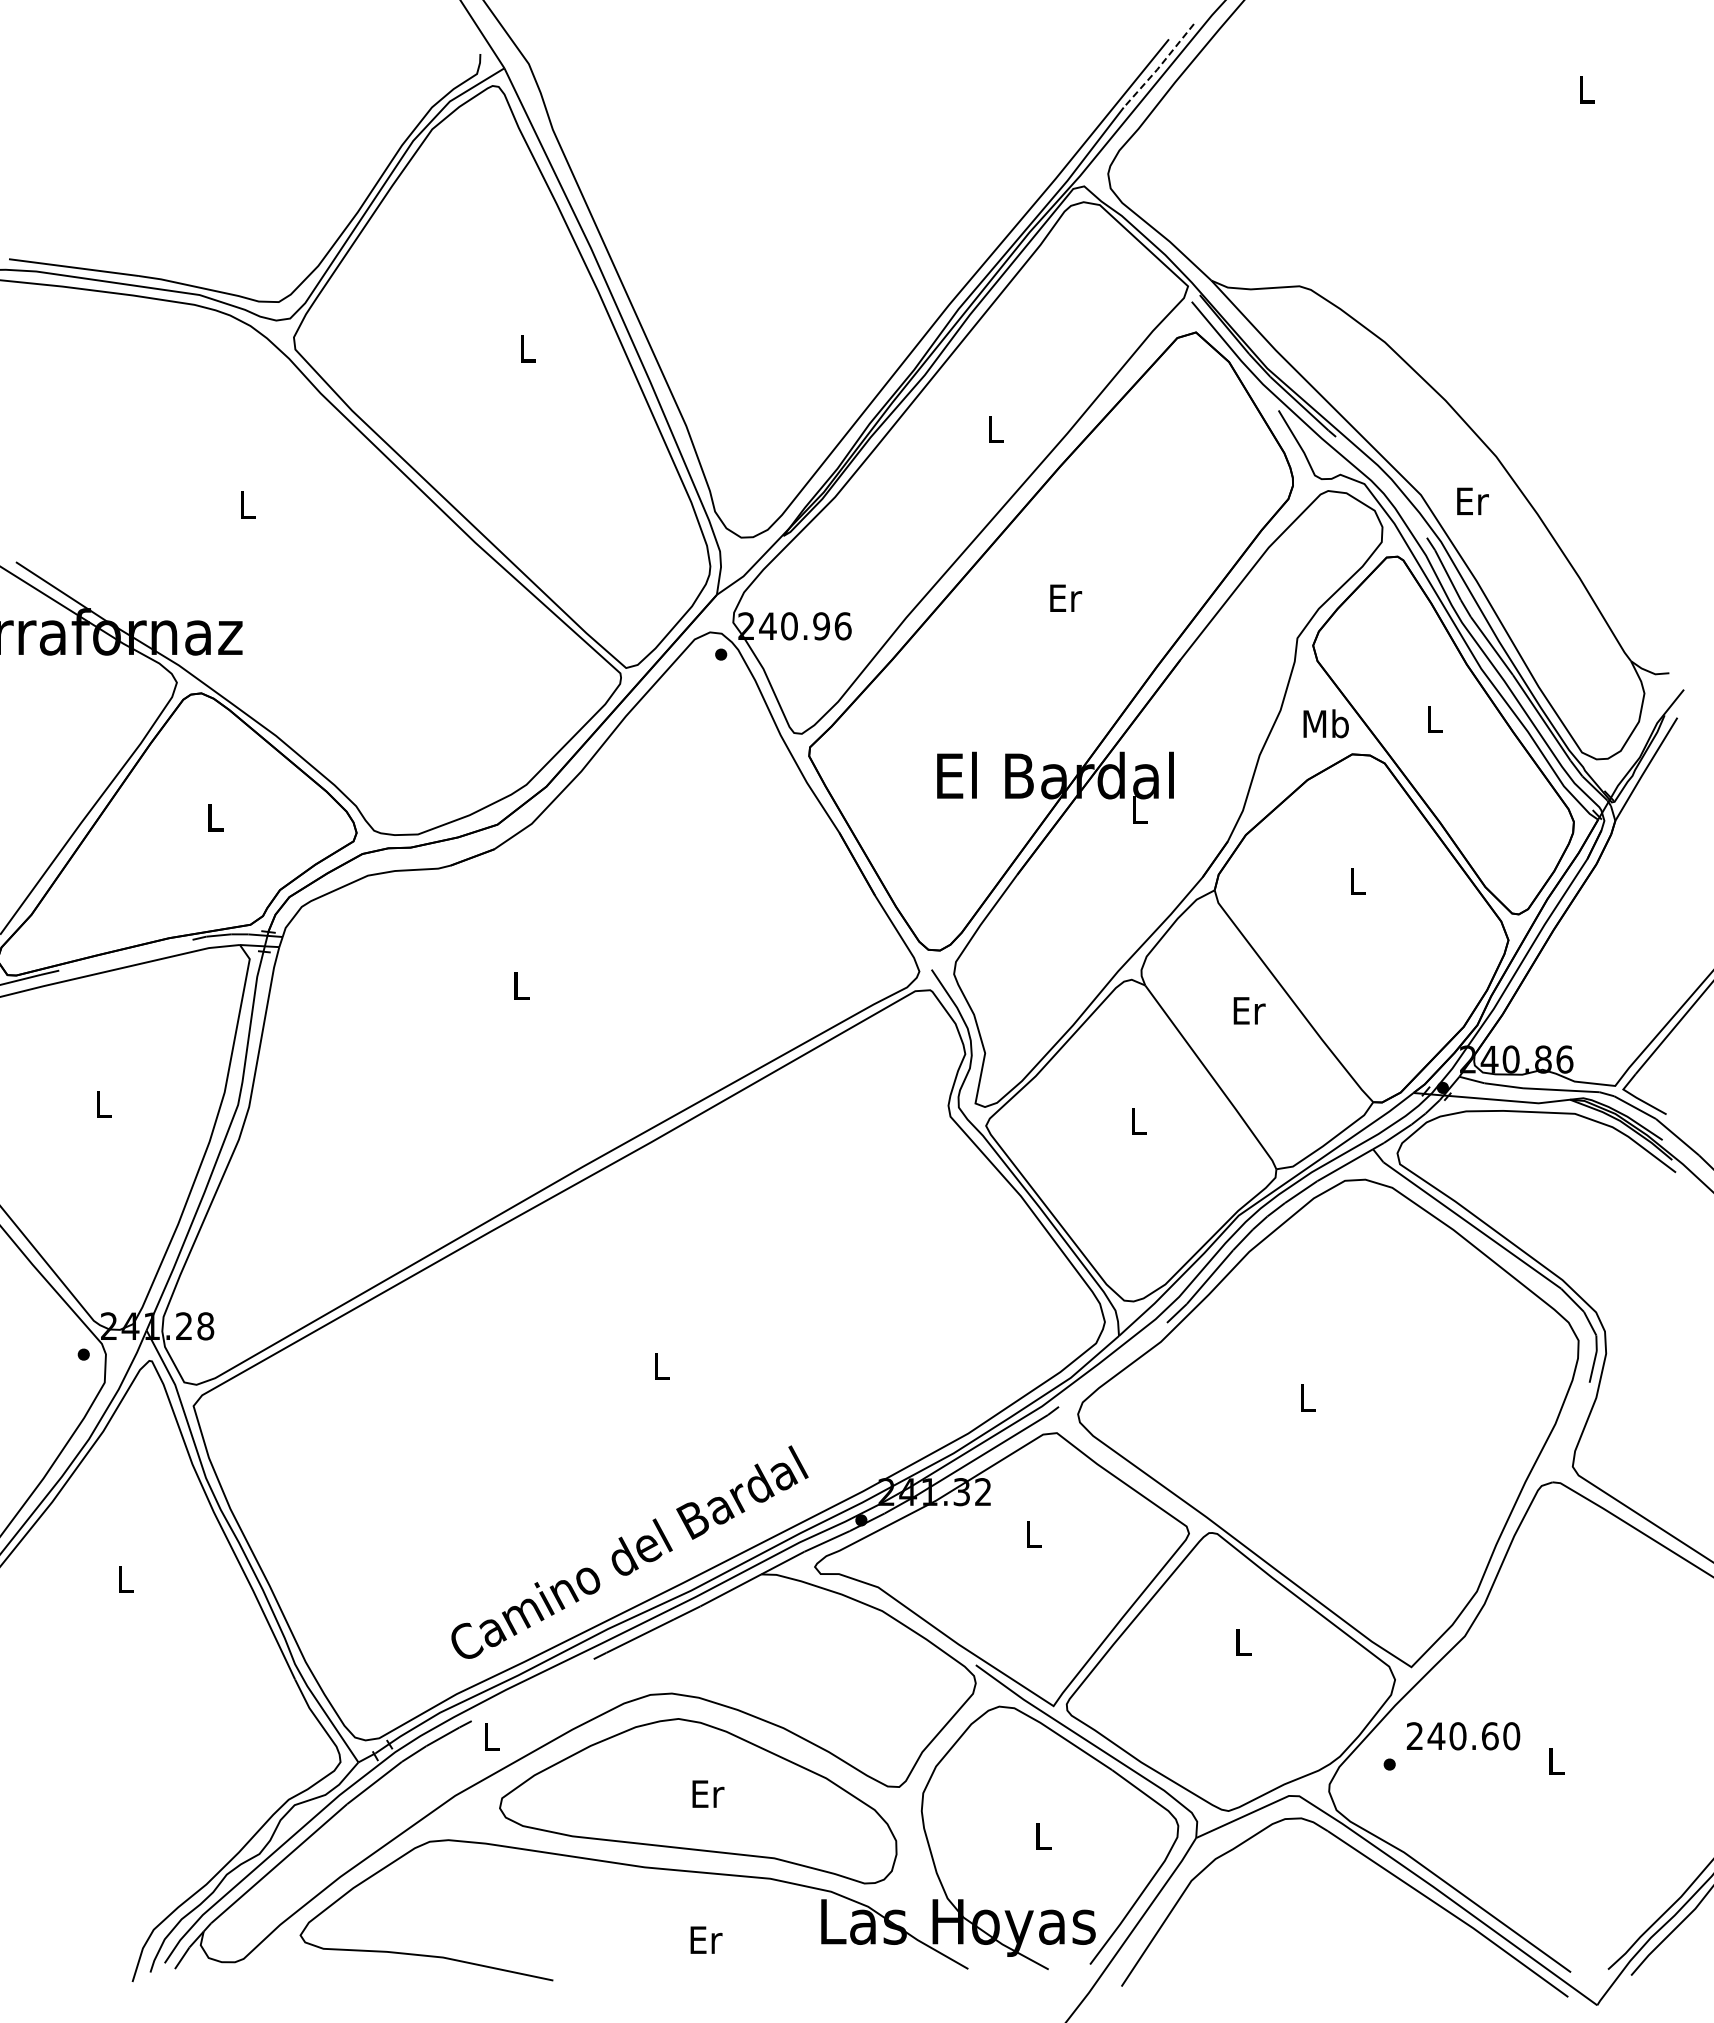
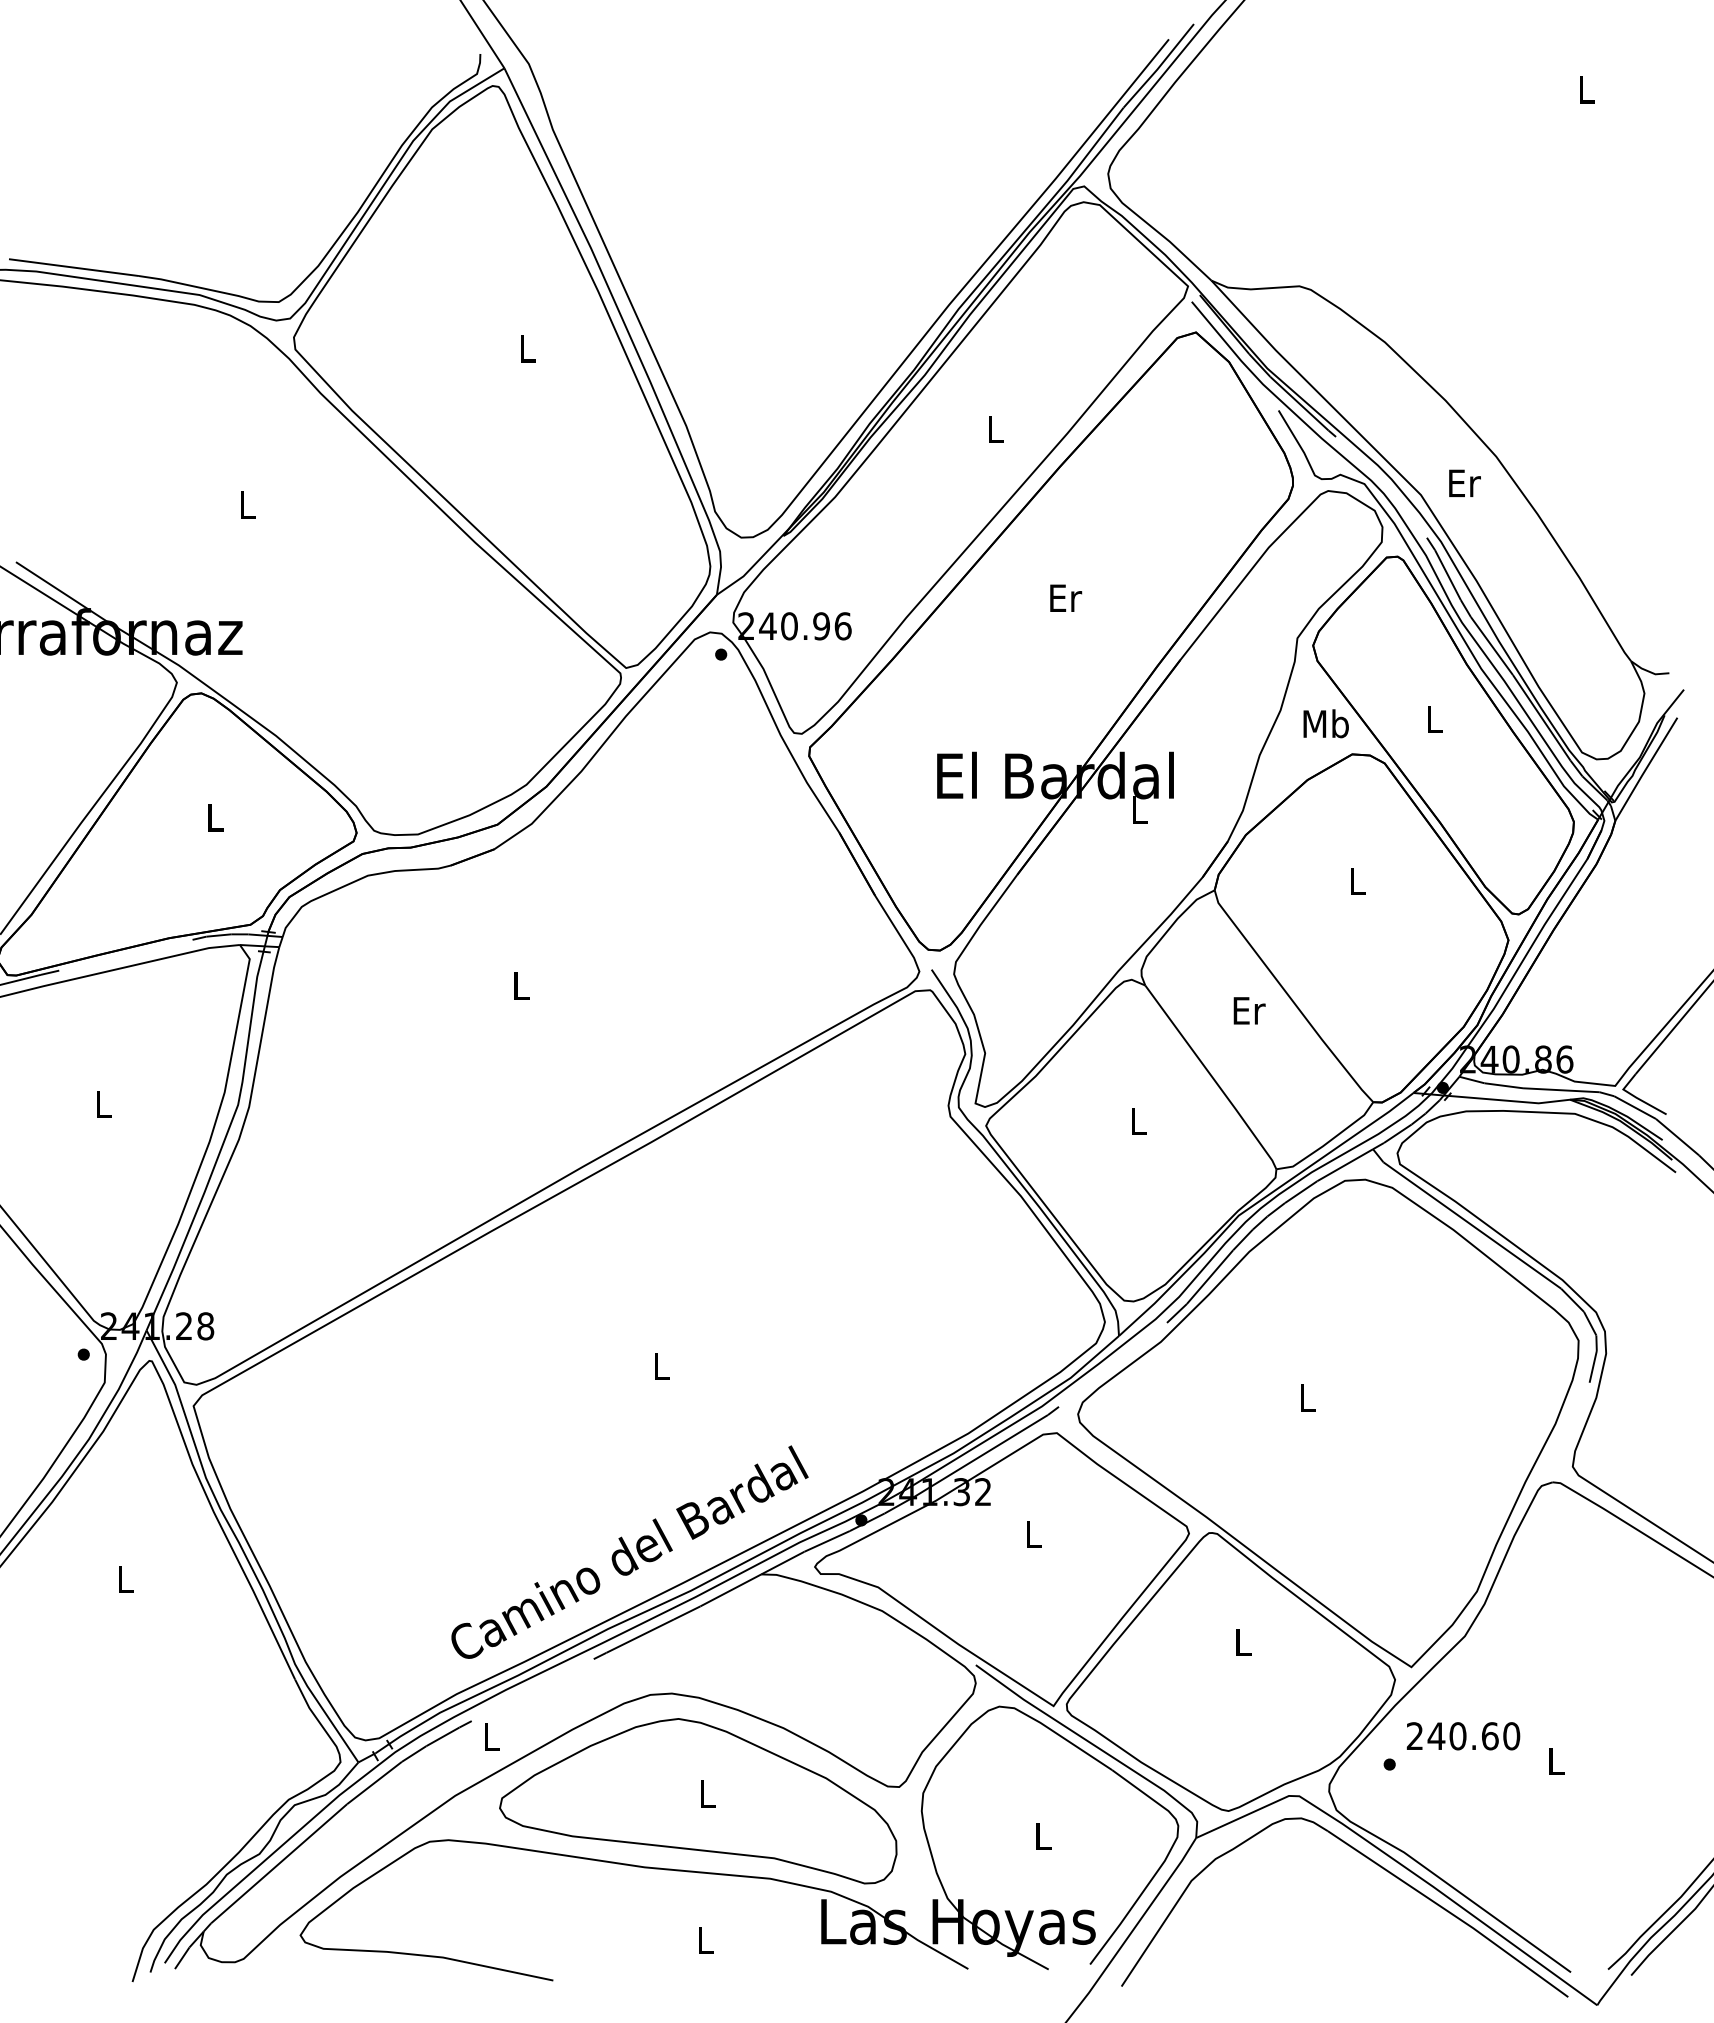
line: dashed -> solid (1159, 67)
text position: (1472, 500) -> (1464, 482) (1464, 482)
text: Er -> L (708, 1793)
text: Er -> L (706, 1939)
